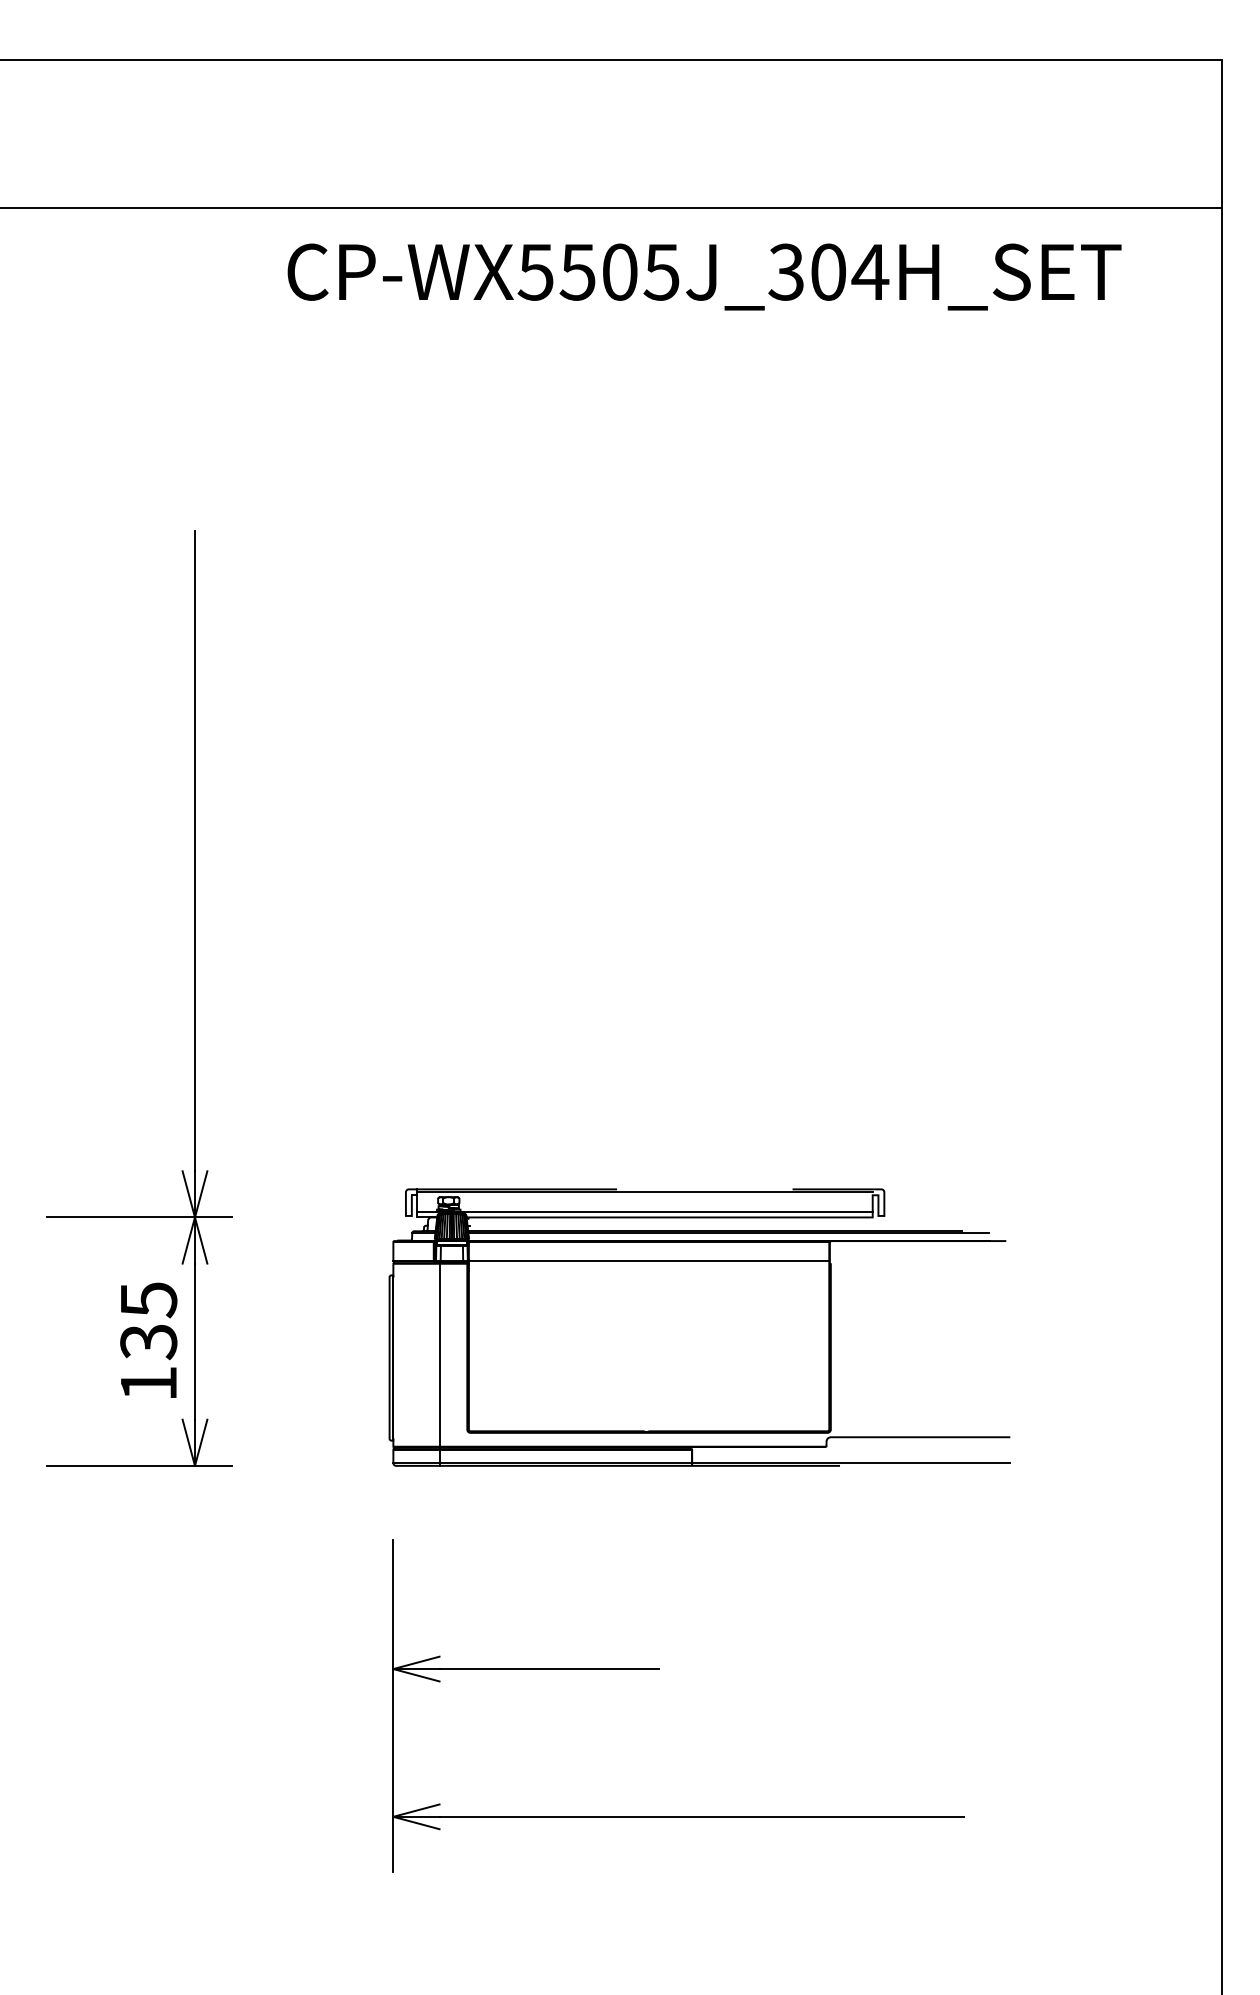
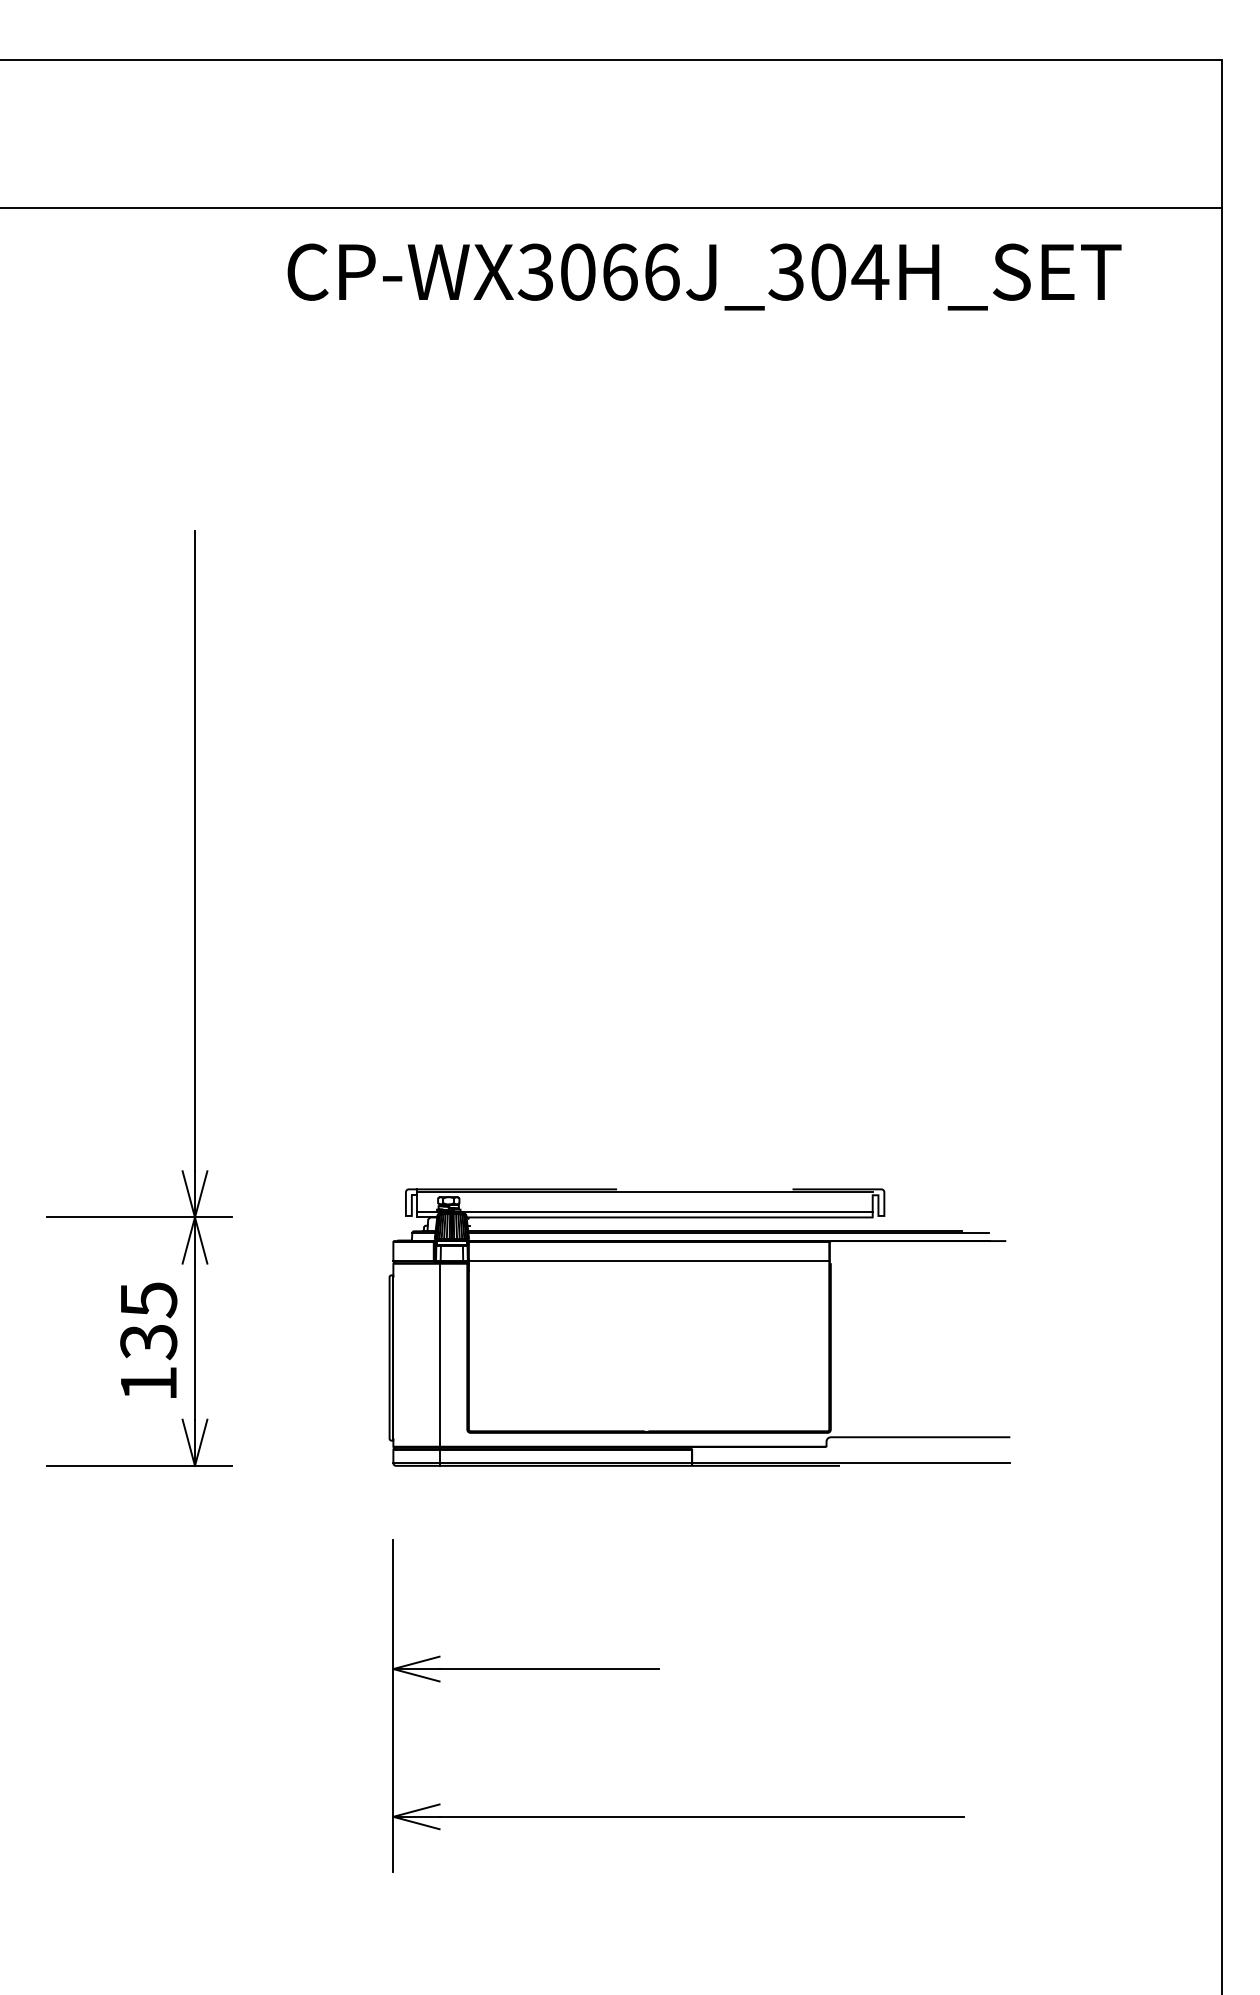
text: CP-WX5505J_304H_SET -> CP-WX3066J_304H_SET (598, 271)
